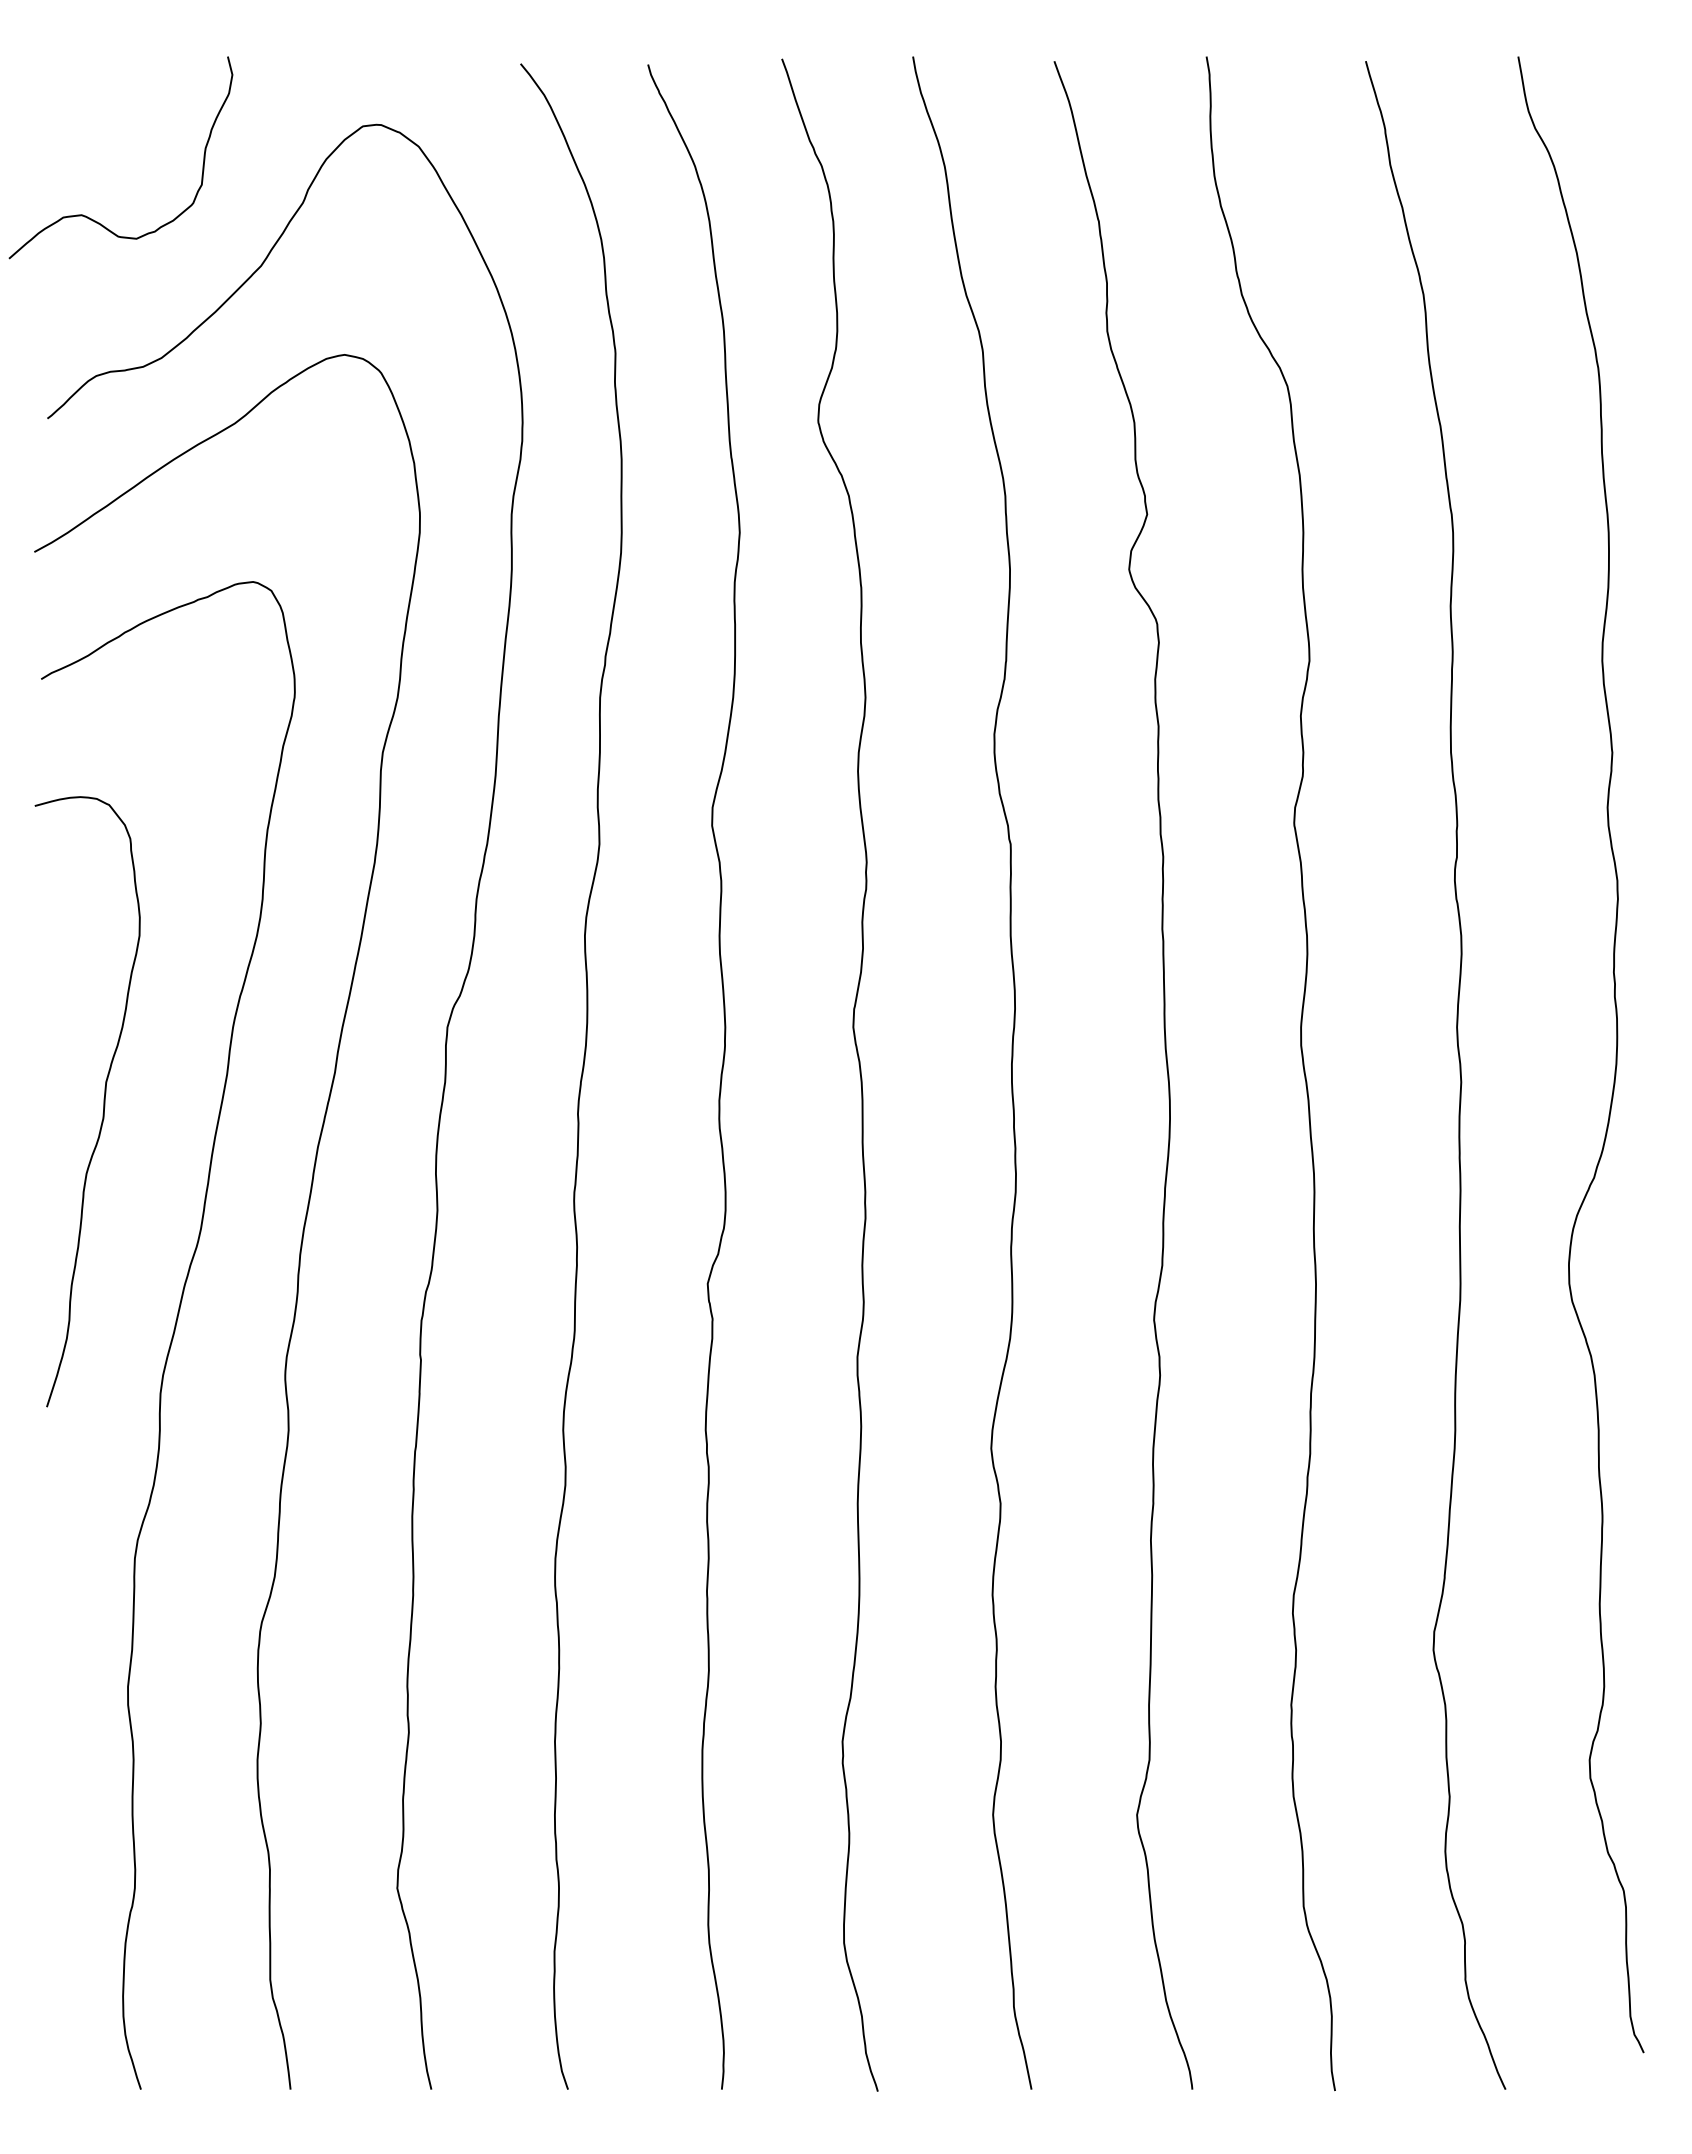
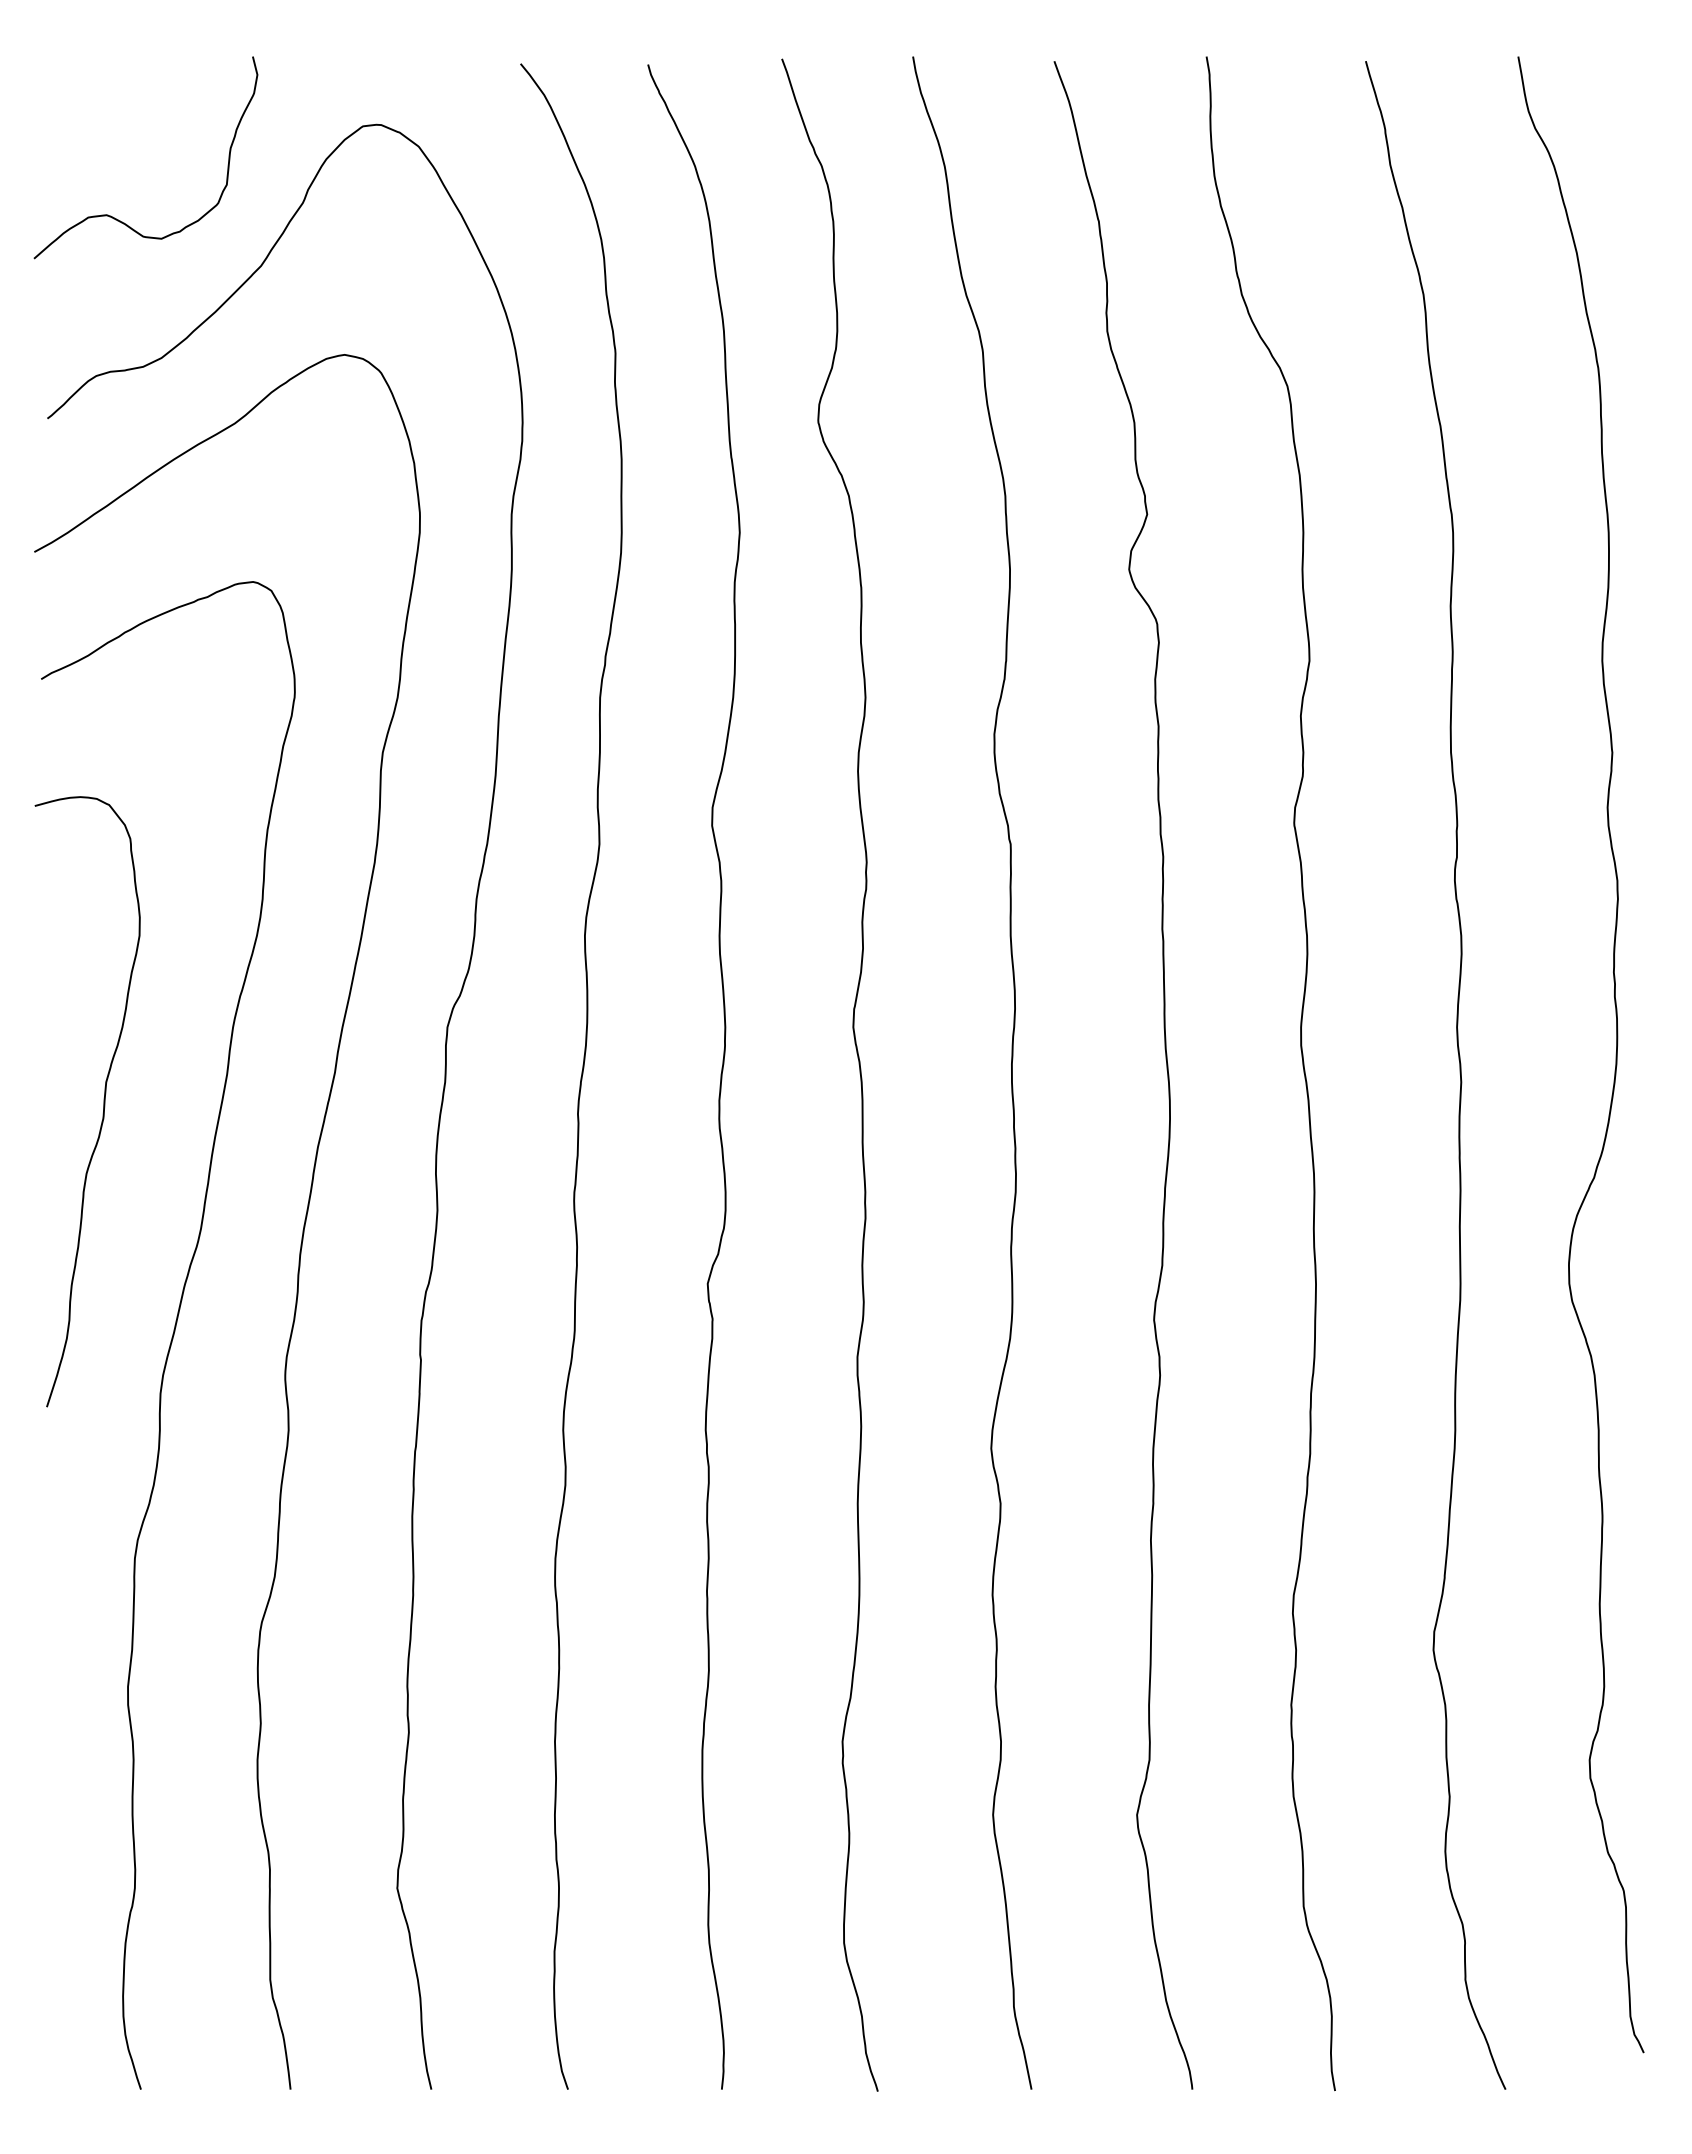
curve position: (89, 217) -> (114, 217) (114, 217)
